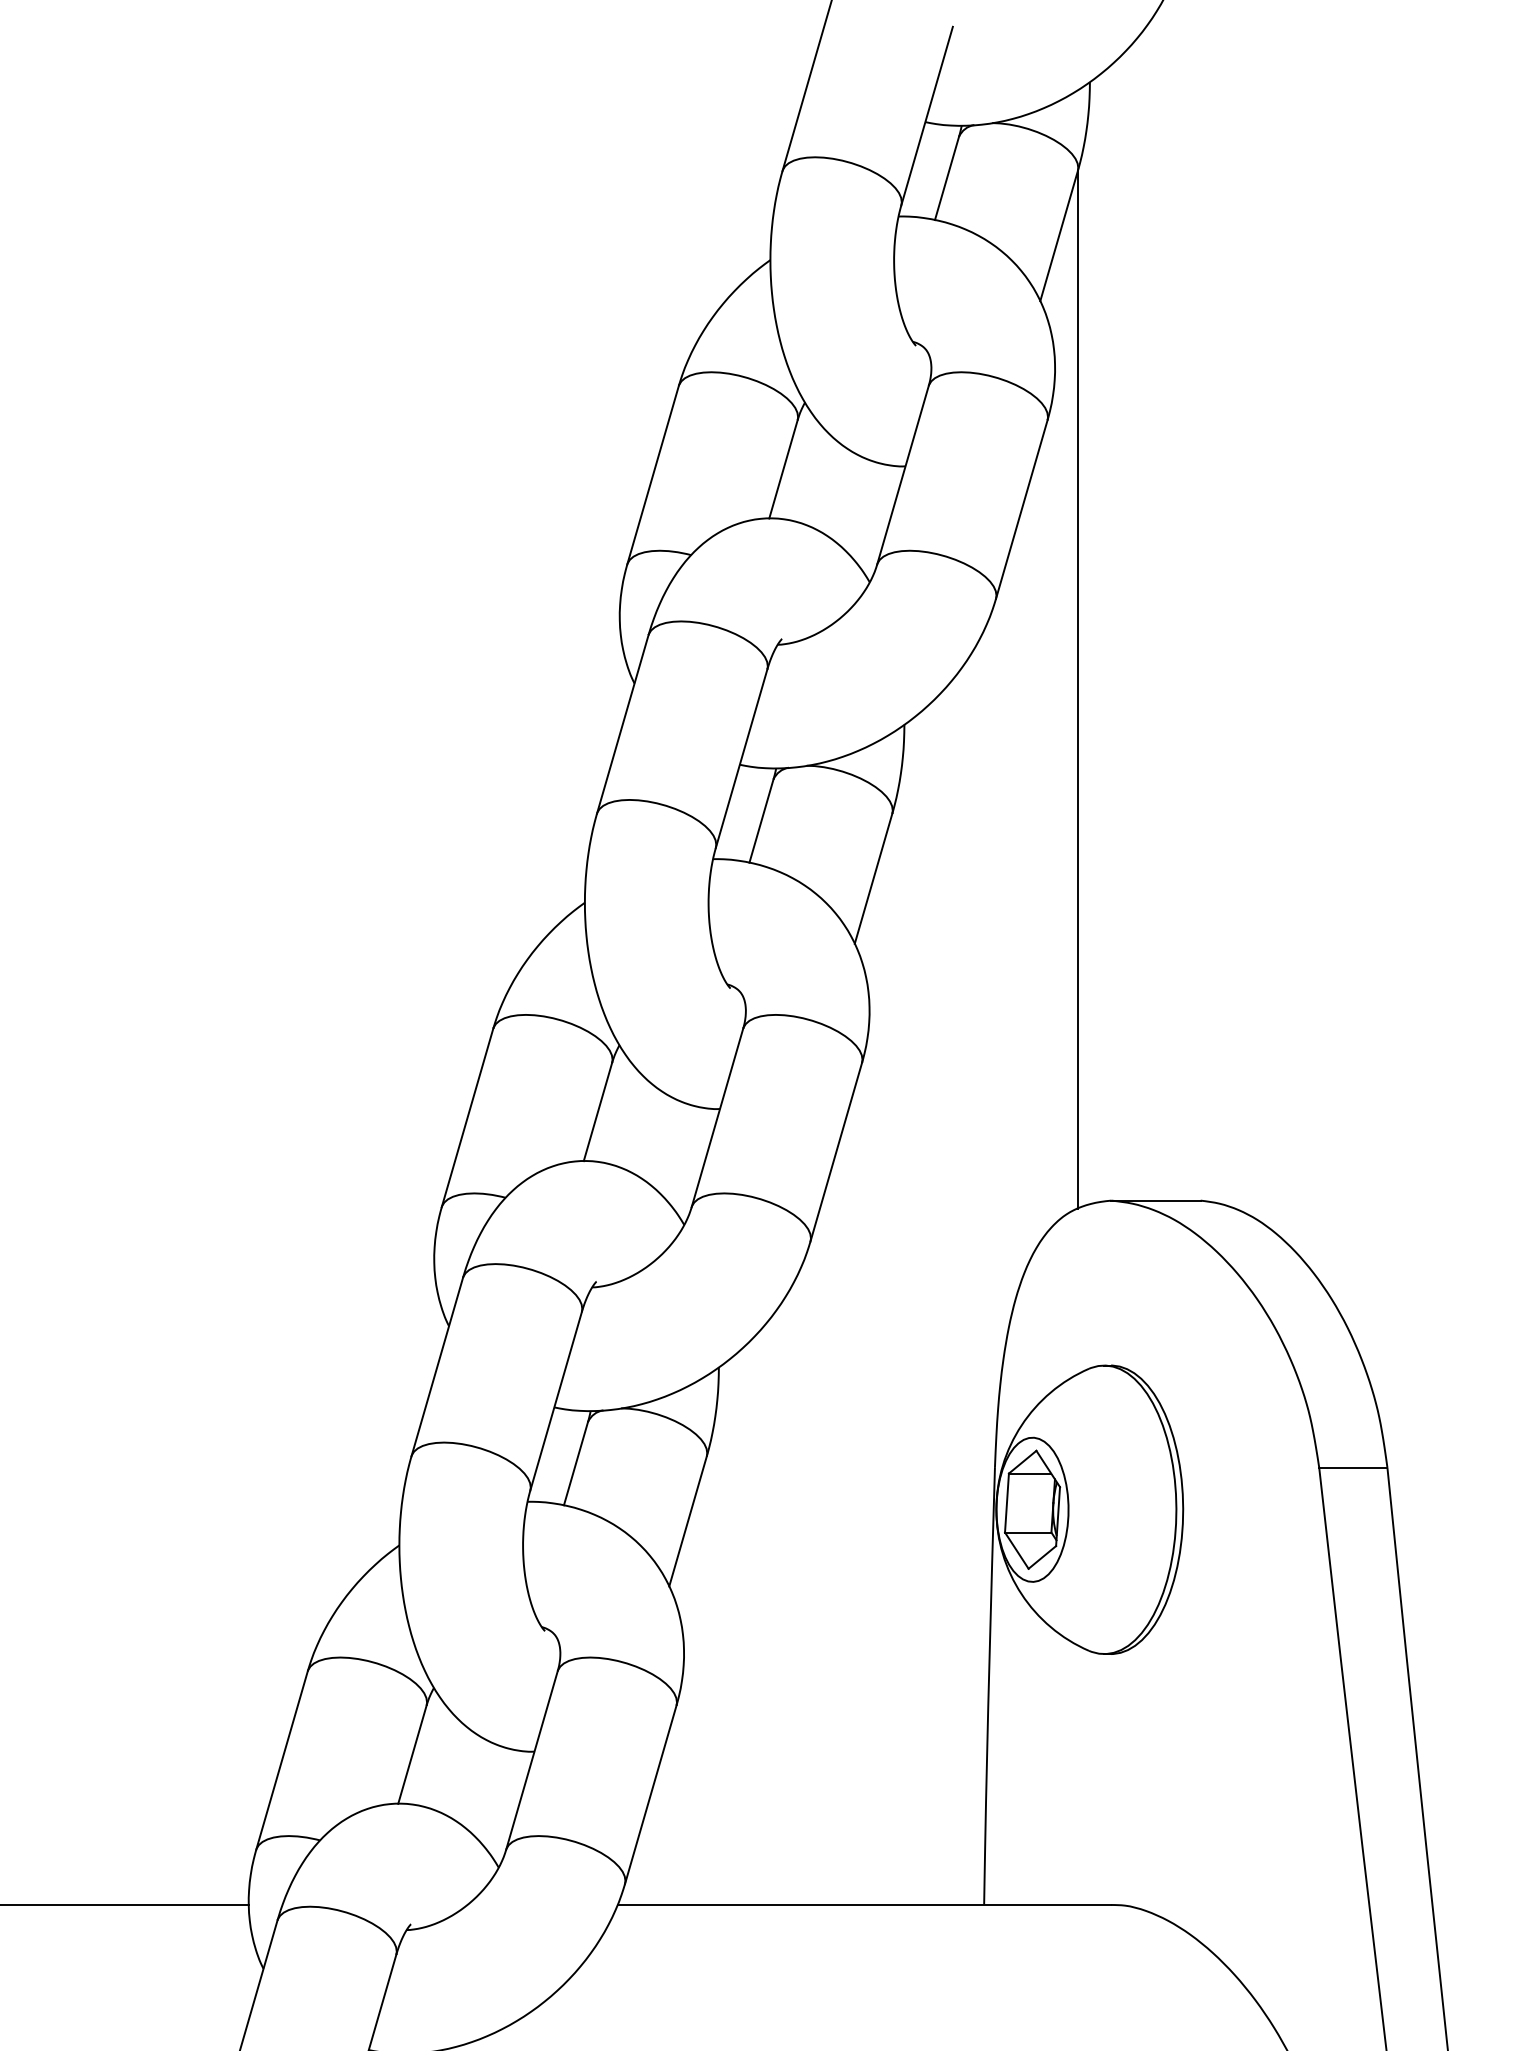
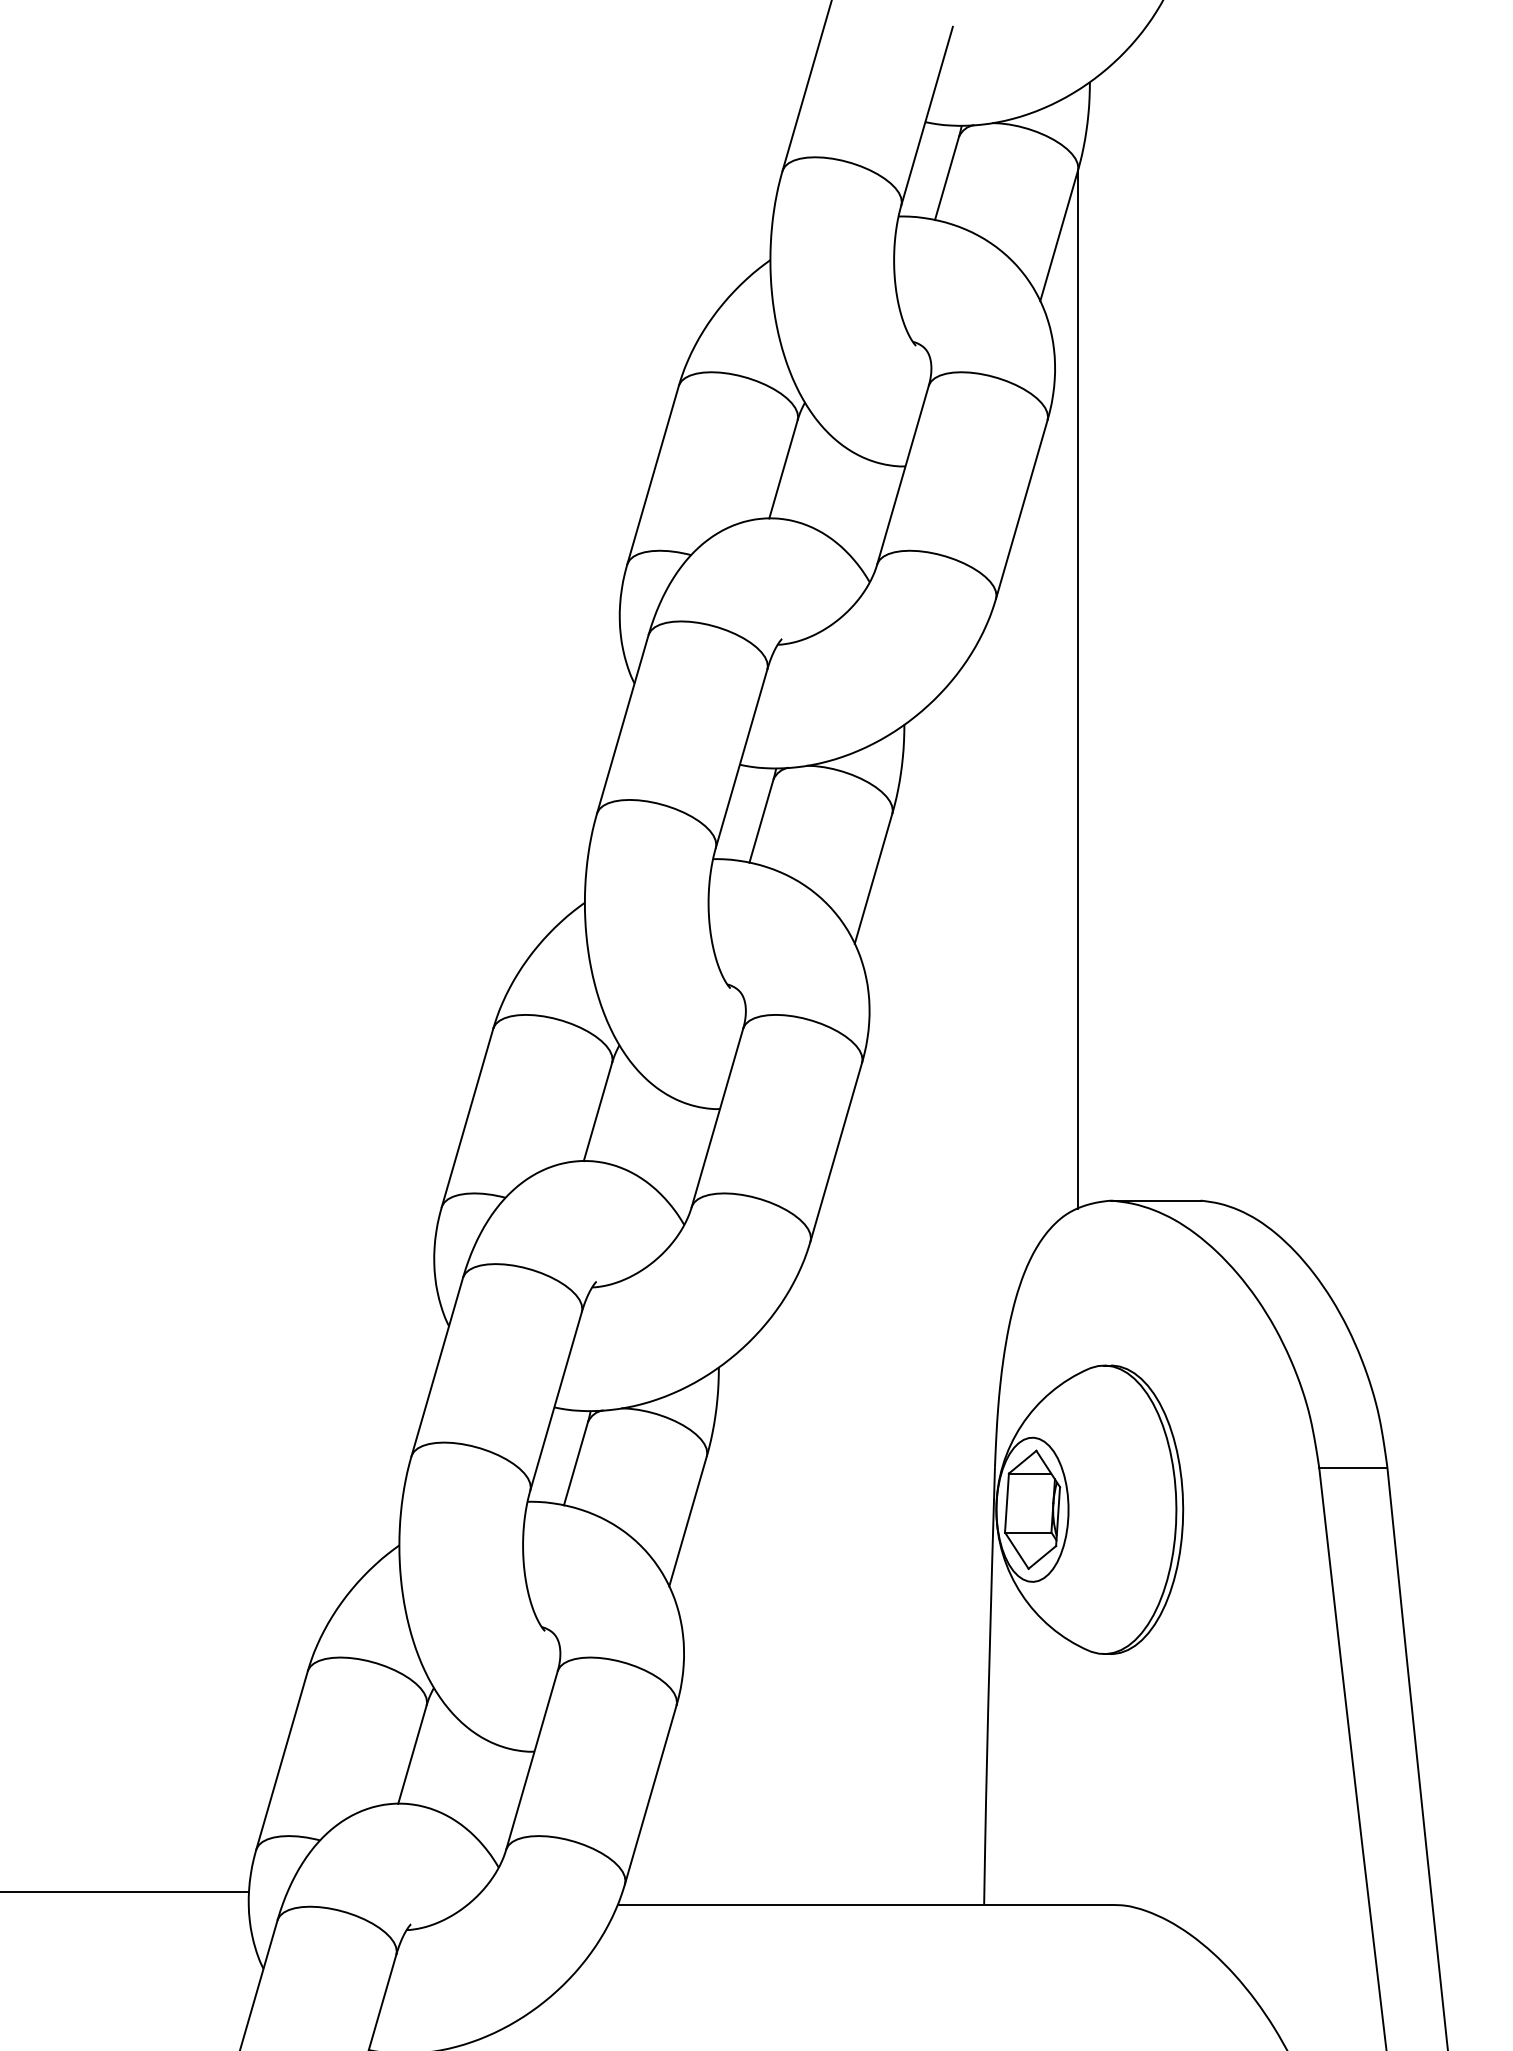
line position: (125, 1904) -> (125, 1891) (125, 1891)
